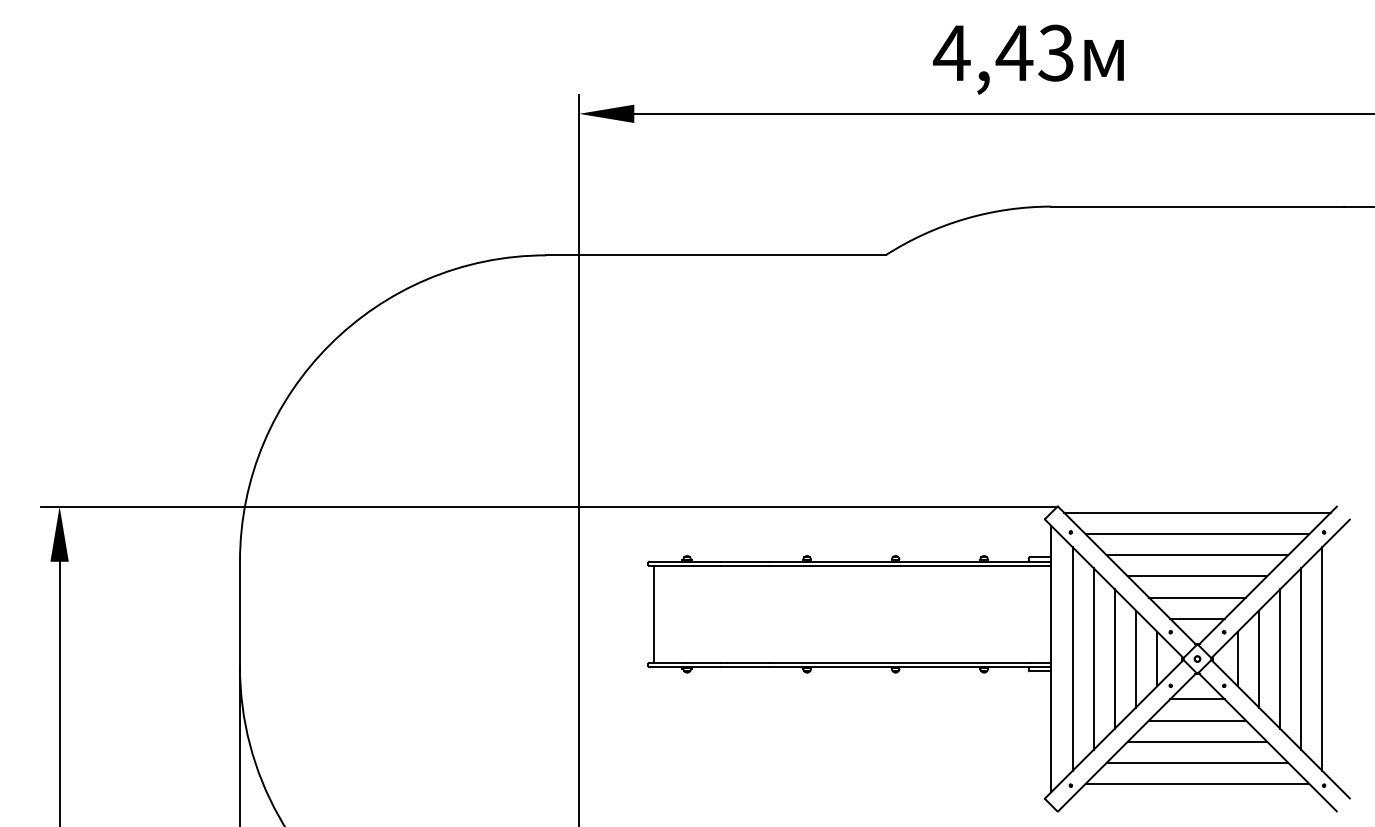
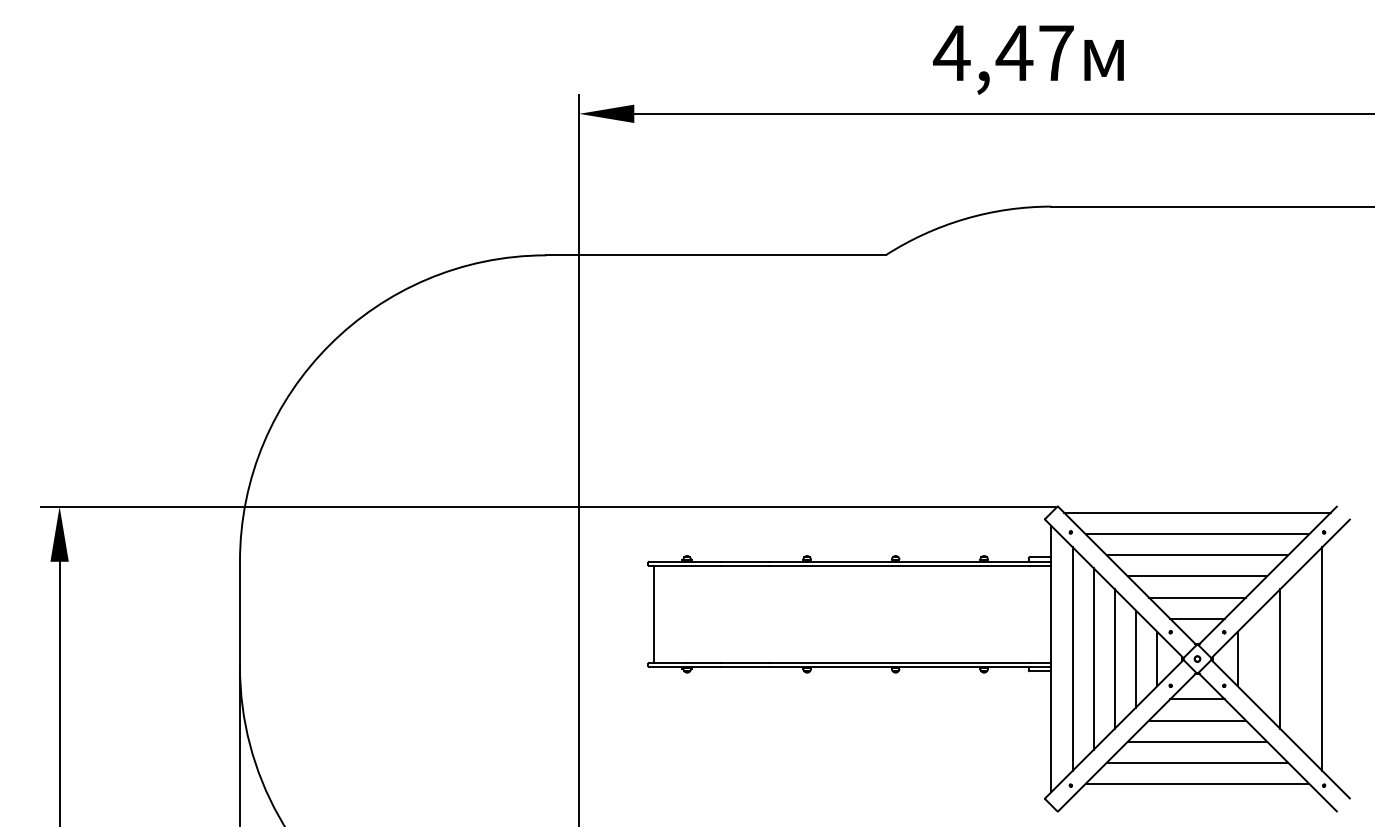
text: 4,43 -> 4,47 (1055, 52)
line: present -> none (1258, 658)
line: present -> none (1301, 658)
